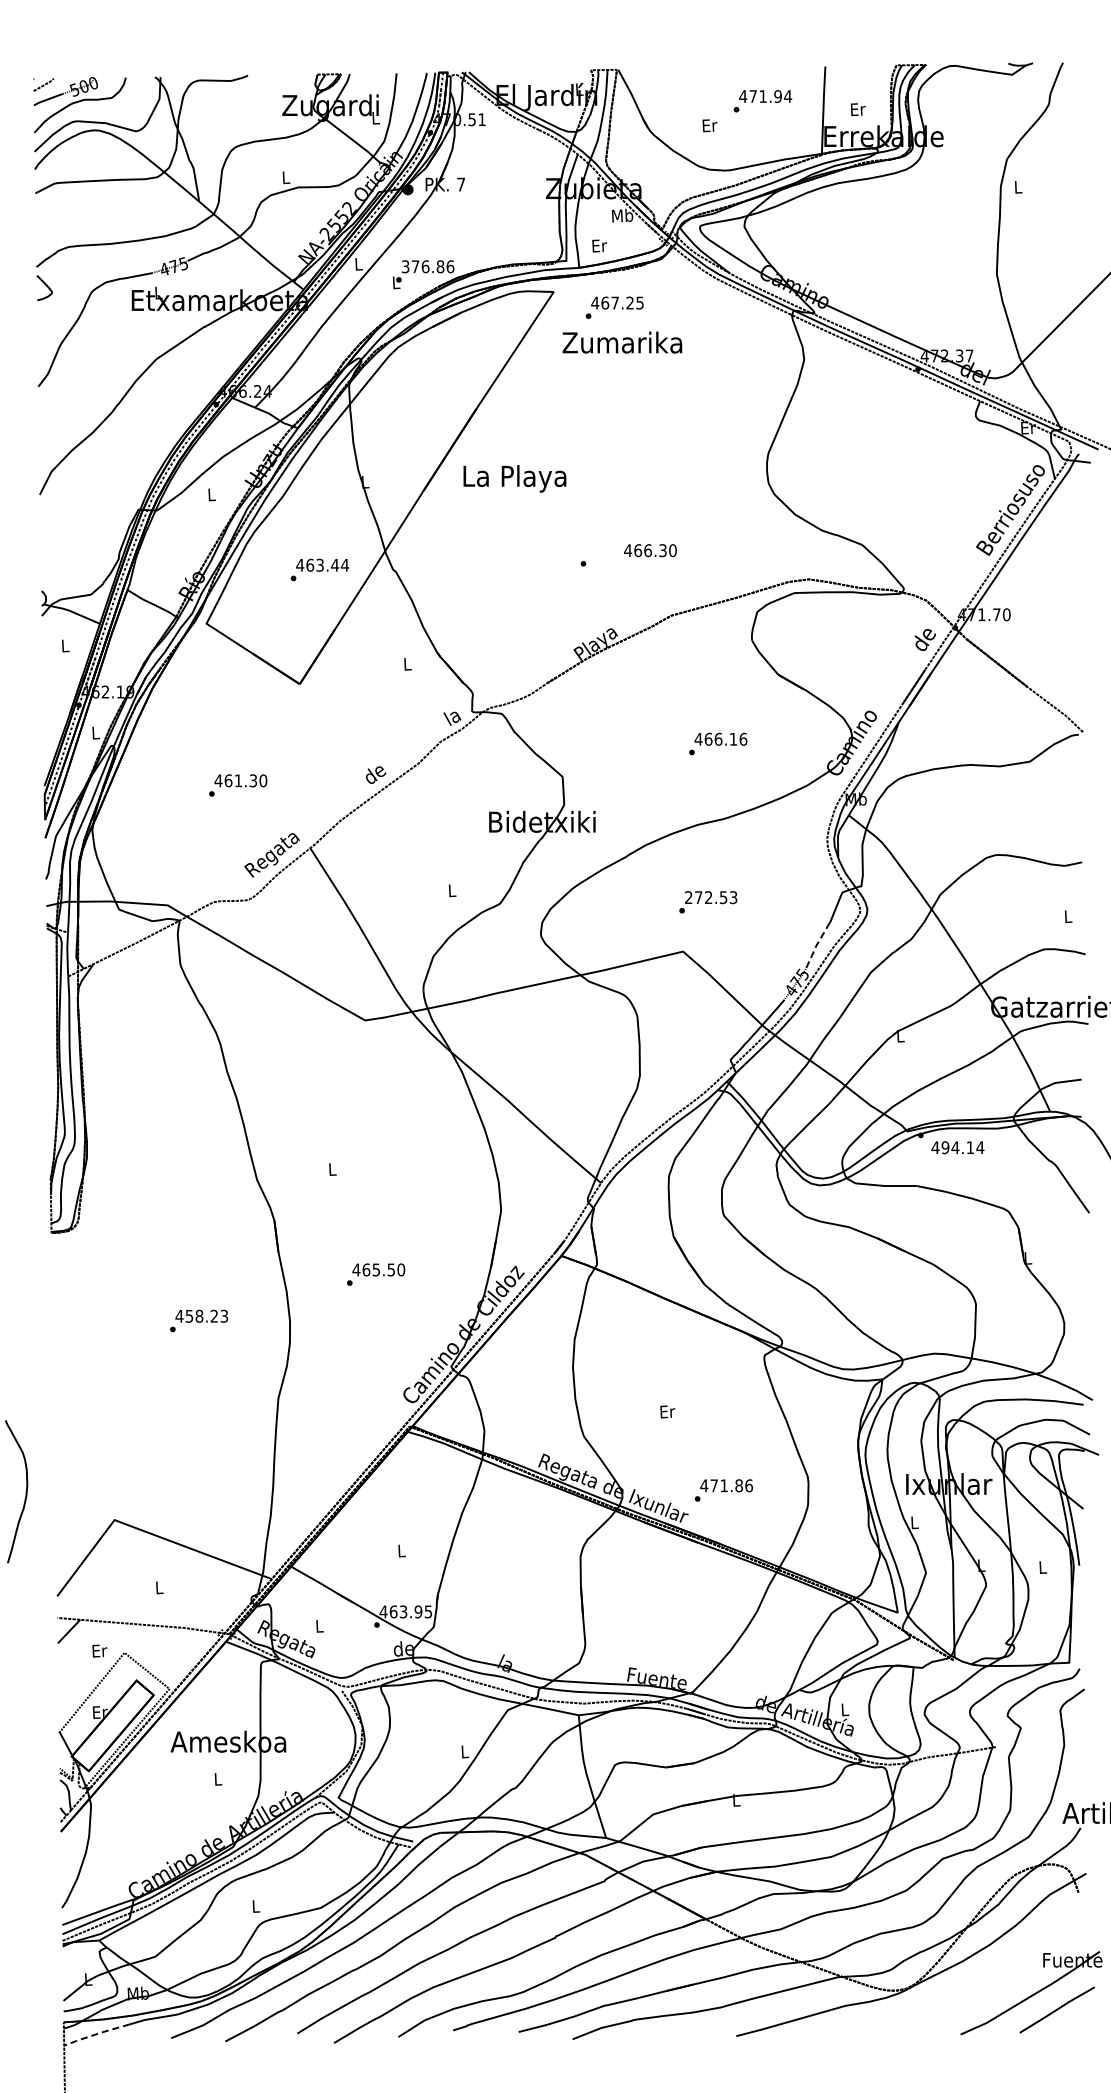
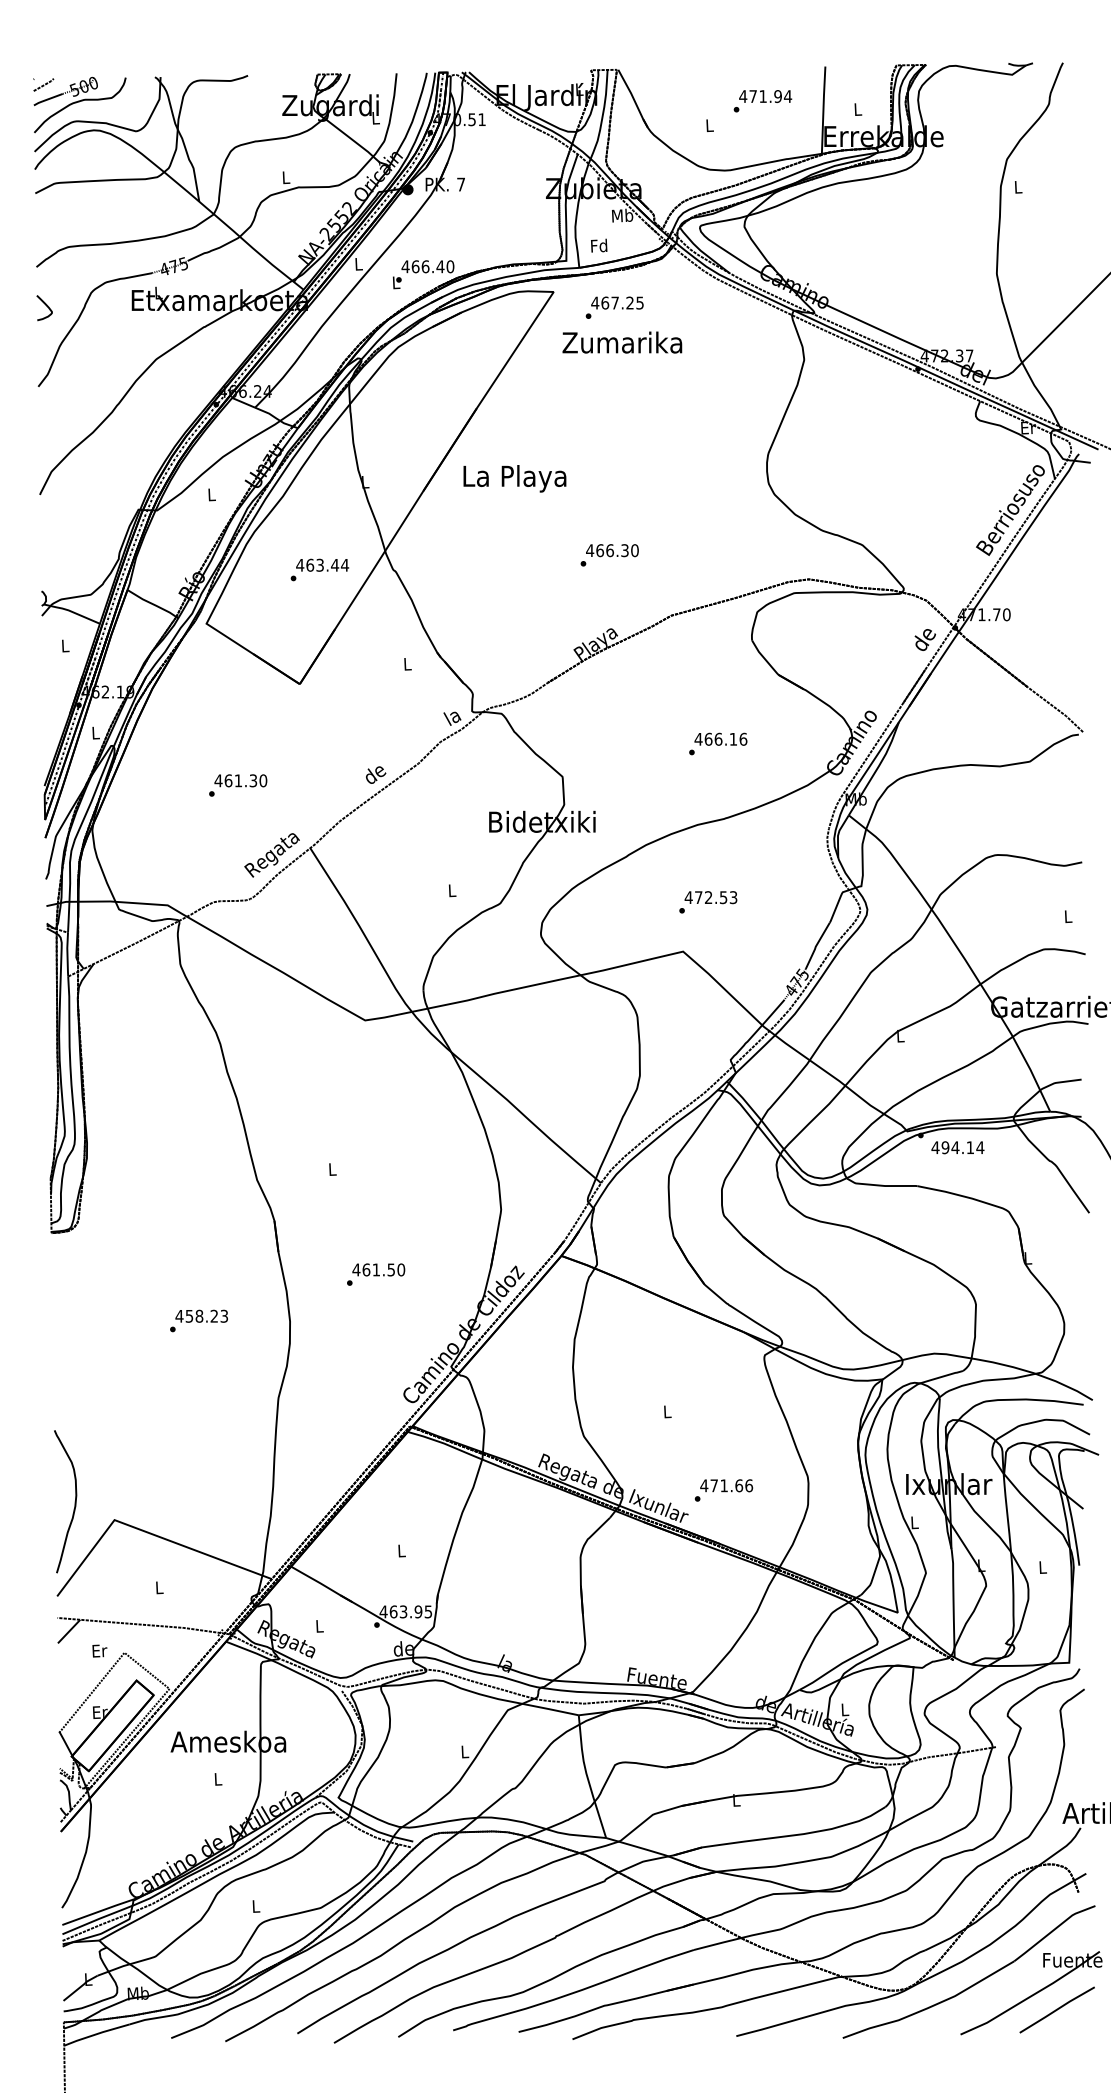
text: Er -> L (857, 109)
text: Er -> L (709, 125)
text: Er -> Fd (599, 245)
text: 376.86 -> 466.40 (427, 266)
curve position: (46, 286) -> (46, 306) (46, 306)
text position: (650, 550) -> (612, 550) (612, 550)
text: 272.53 -> 472.53 (688, 897)
line: dashed -> solid (815, 946)
text: 465.50 -> 461.50 (375, 1269)
text: Er -> L (667, 1411)
text: 471.86 -> 471.66 (739, 1485)
curve position: (25, 1491) -> (74, 1501) (74, 1501)
part: none -> present (974, 1983)
line: dashed -> solid (96, 2034)
